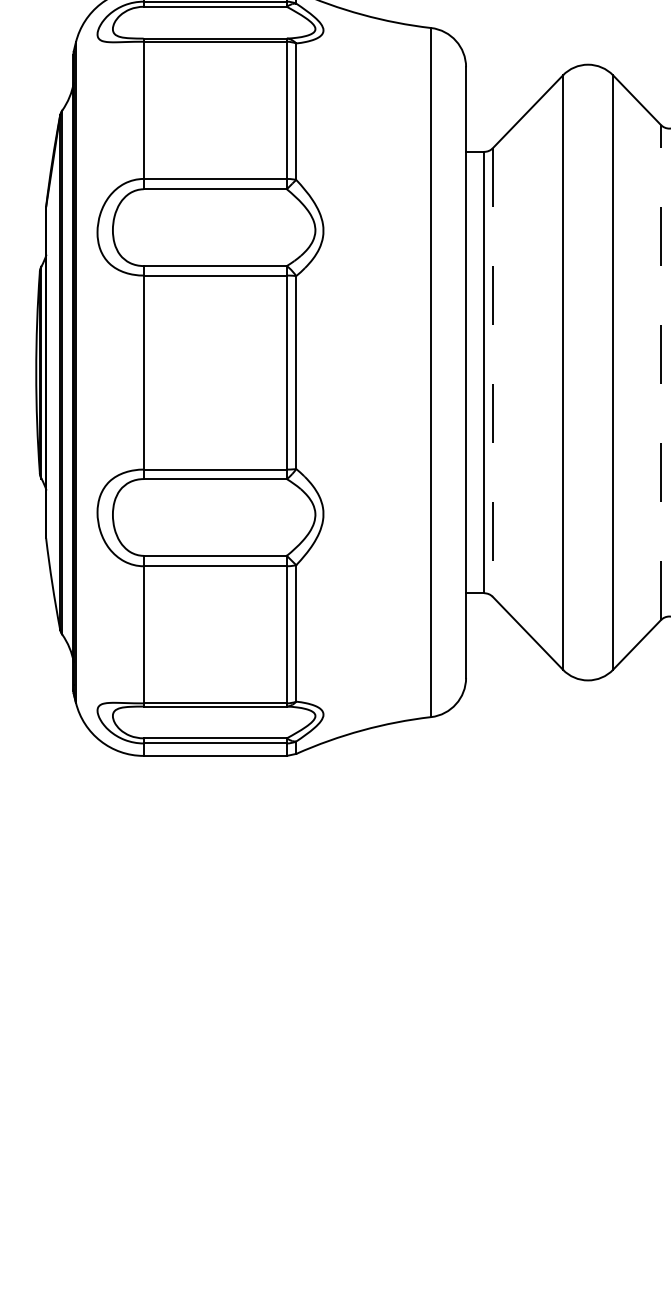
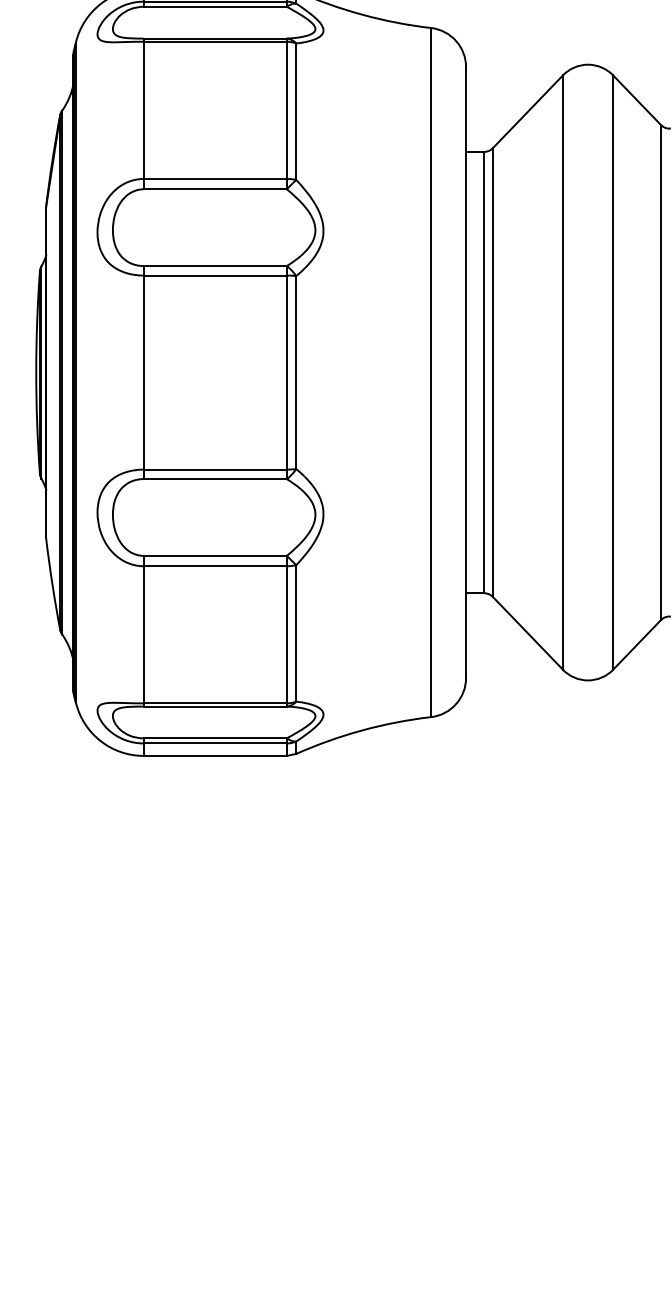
line: dashed -> solid (661, 372)
line: dashed -> solid (492, 373)
